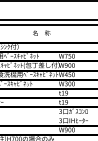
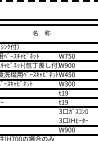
line: solid -> dashed (49, 1)
